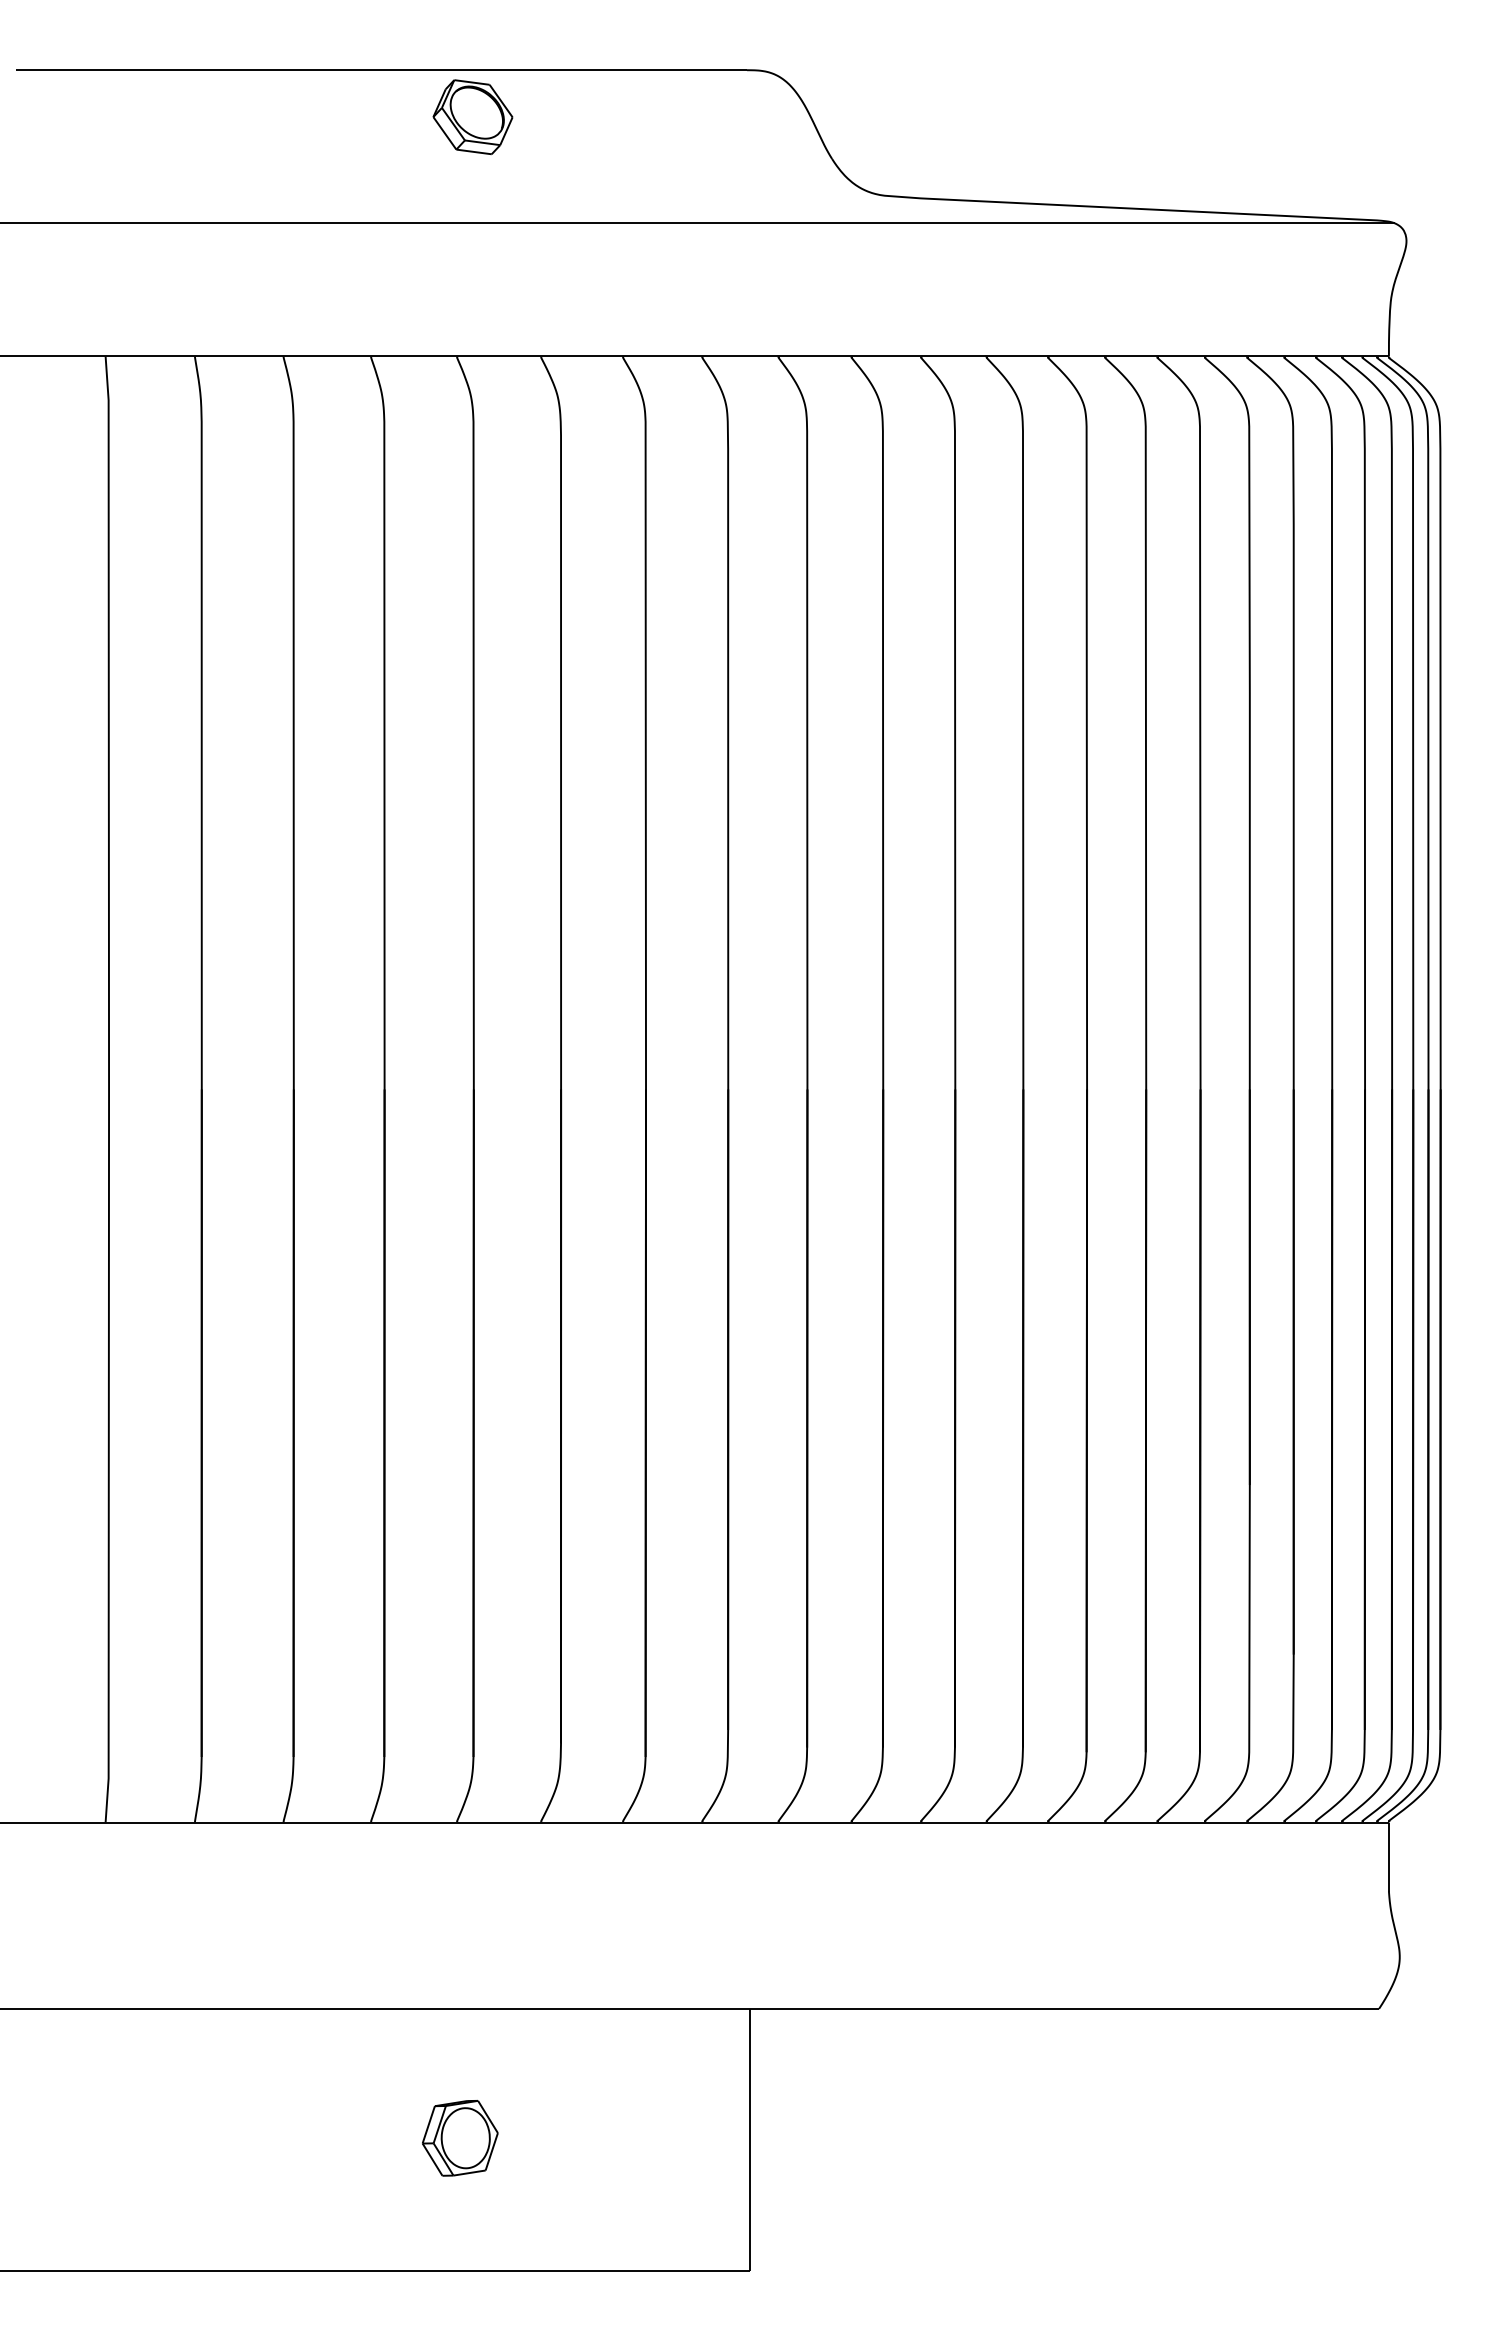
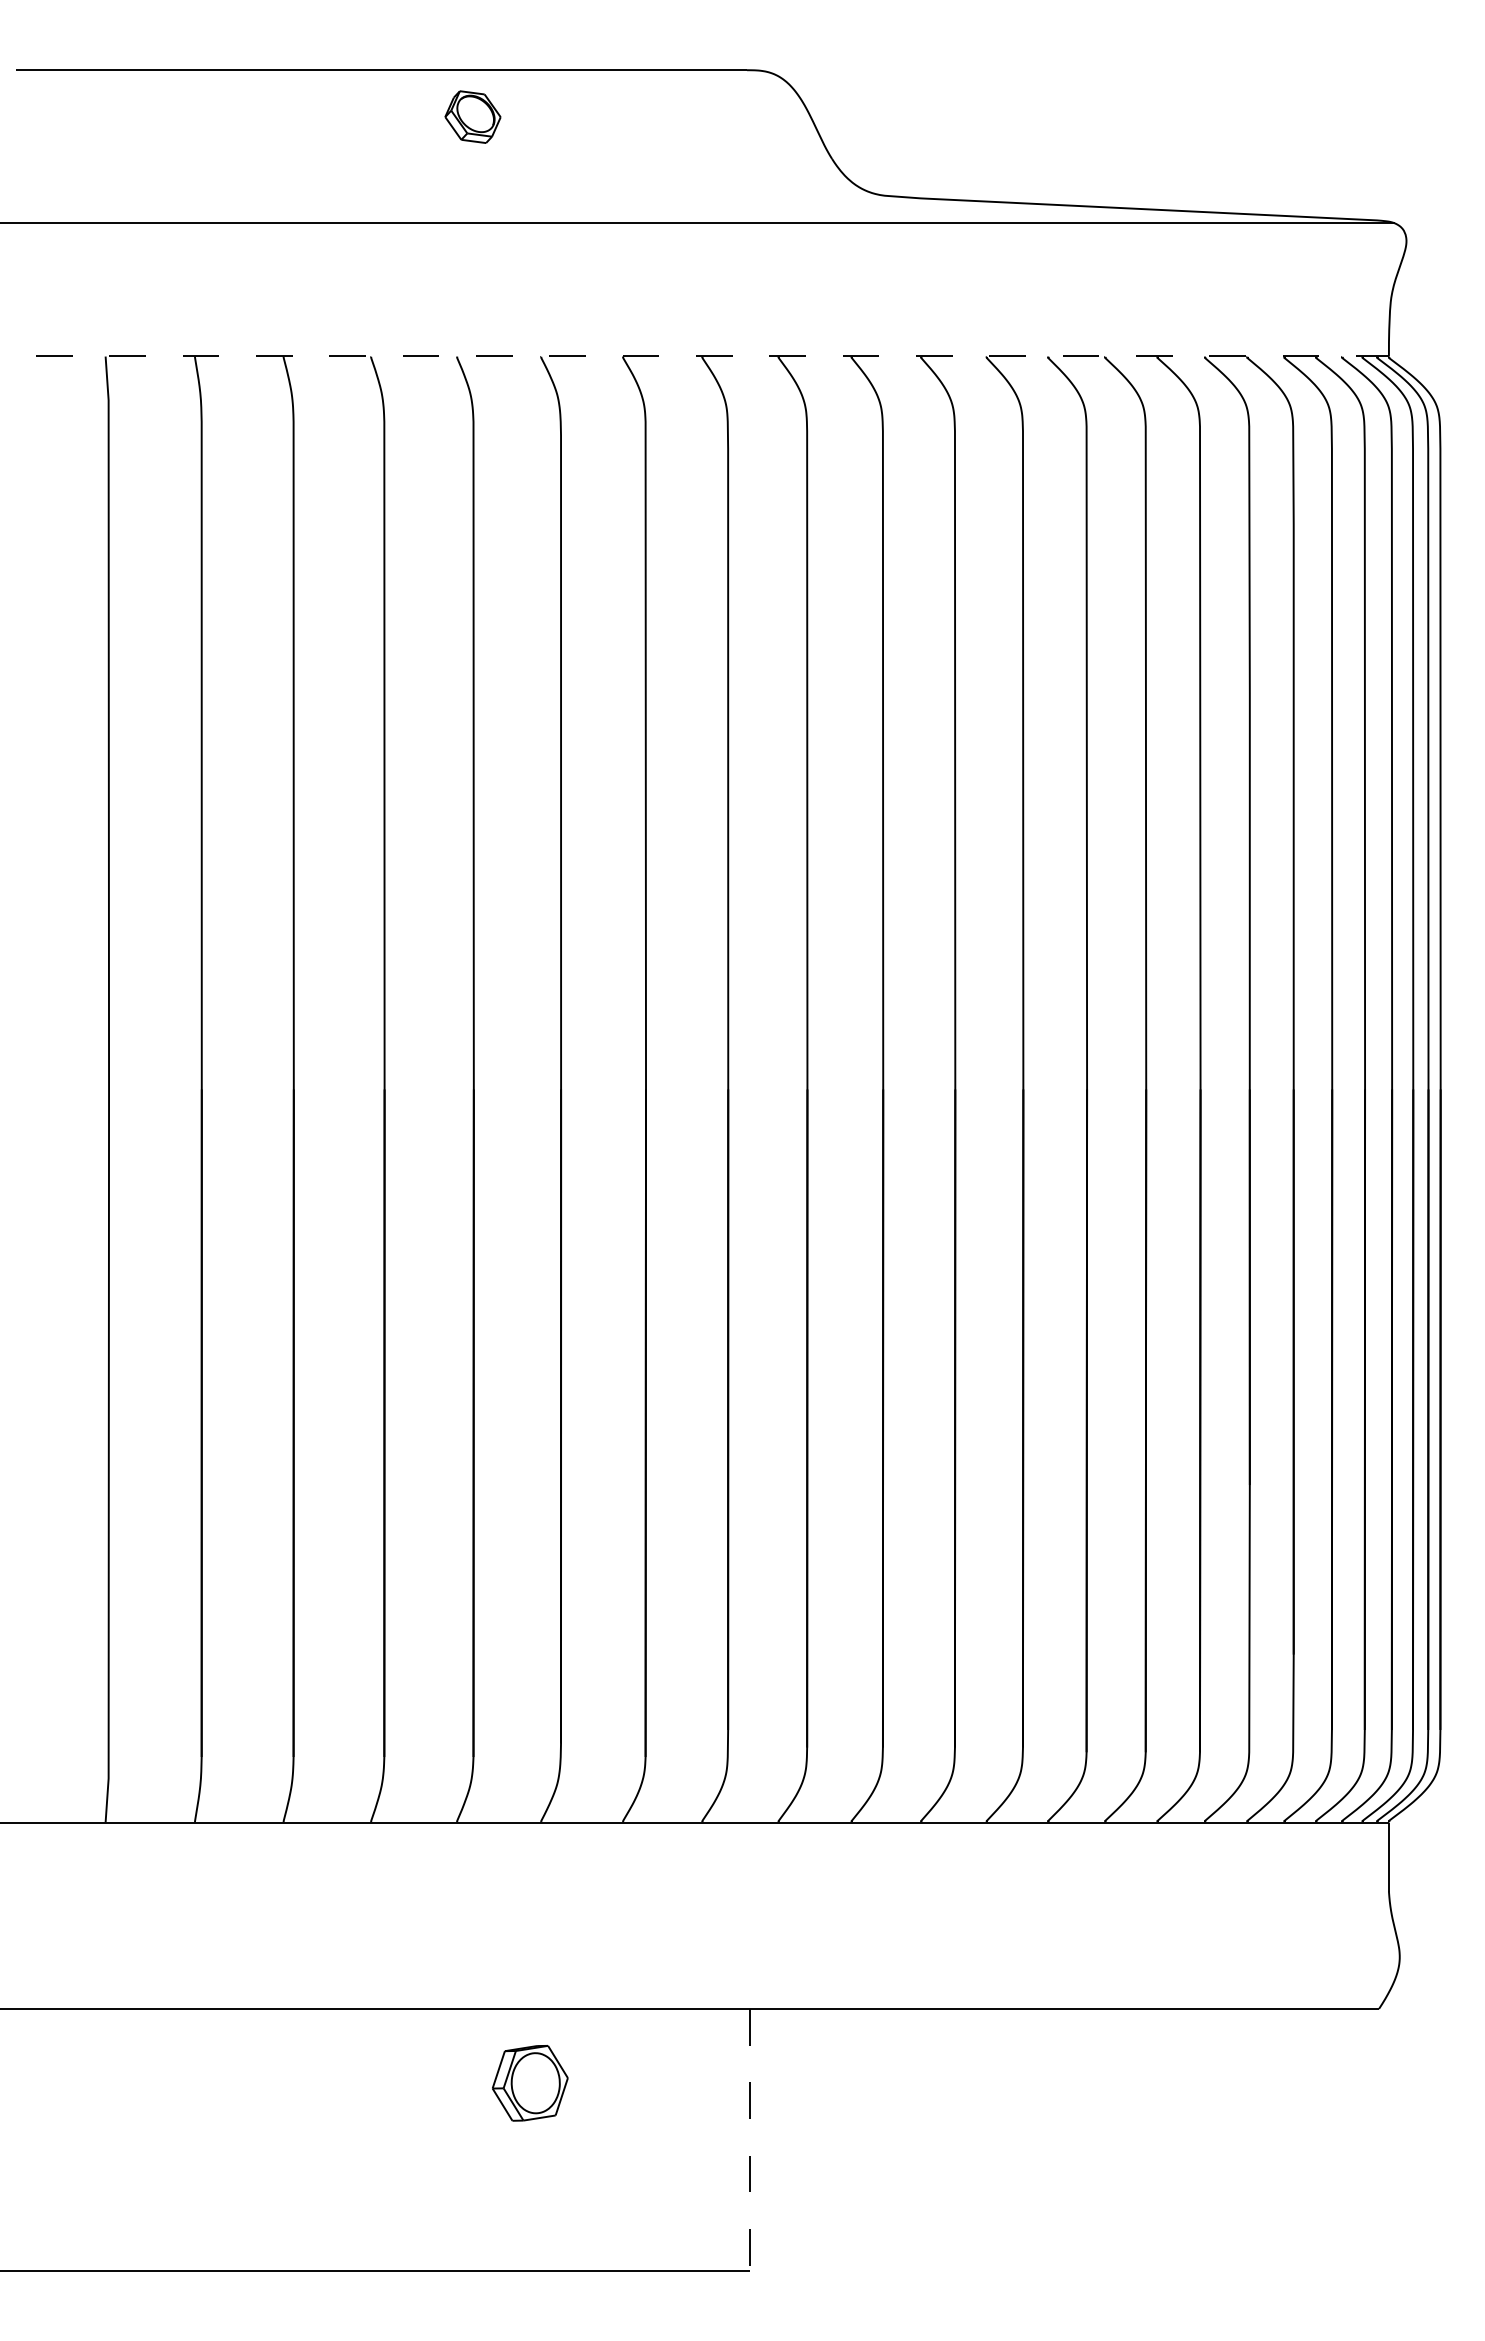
part size: 82x76 px -> 58x54 px (472, 116)
line: solid -> dashed (695, 356)
part position: (460, 2138) -> (530, 2083) (530, 2083)
line: solid -> dashed (749, 2139)
